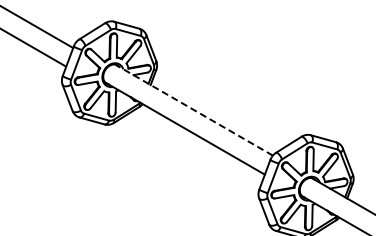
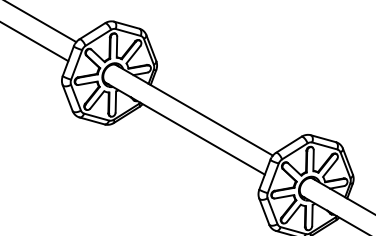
line position: (37, 27) -> (41, 22) (41, 22)
line position: (33, 47) -> (35, 42) (35, 42)
line: dashed -> solid (194, 110)
